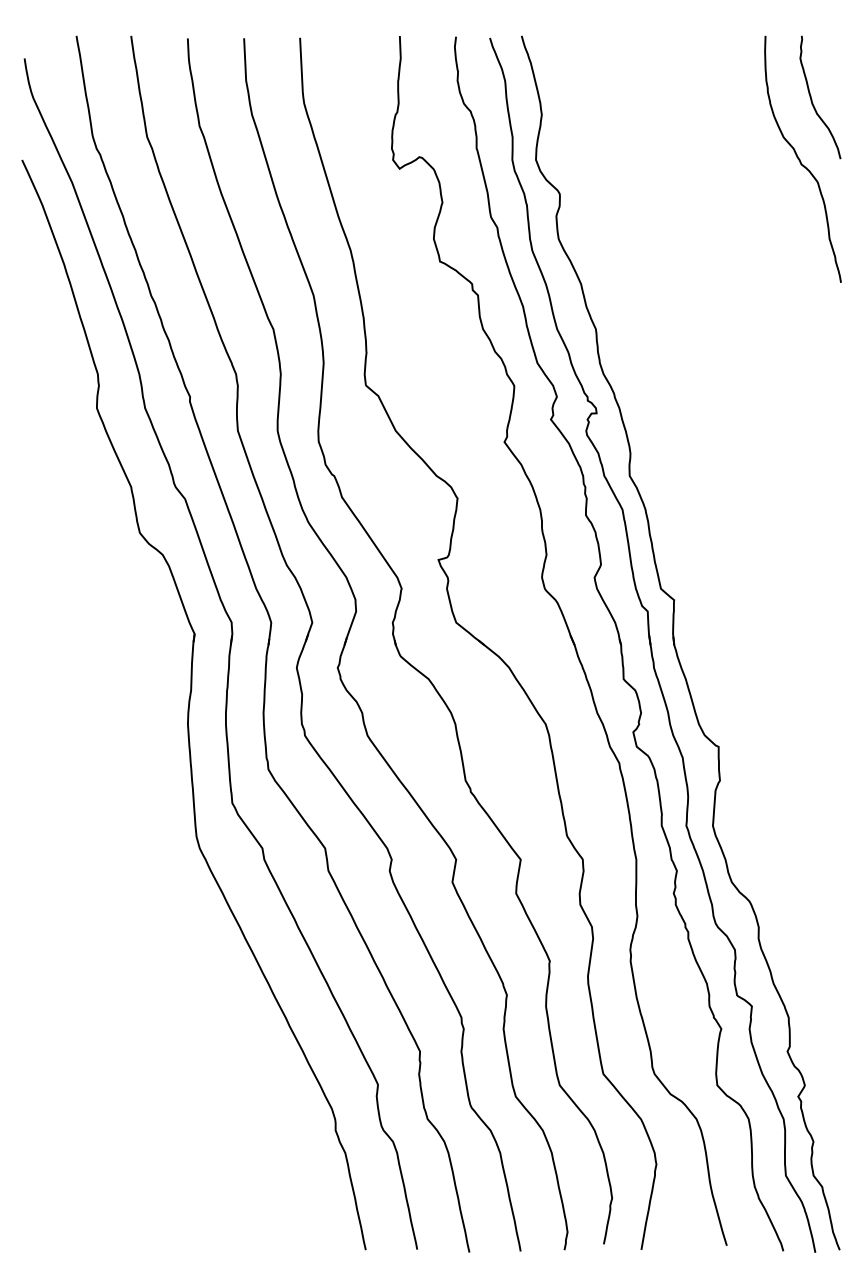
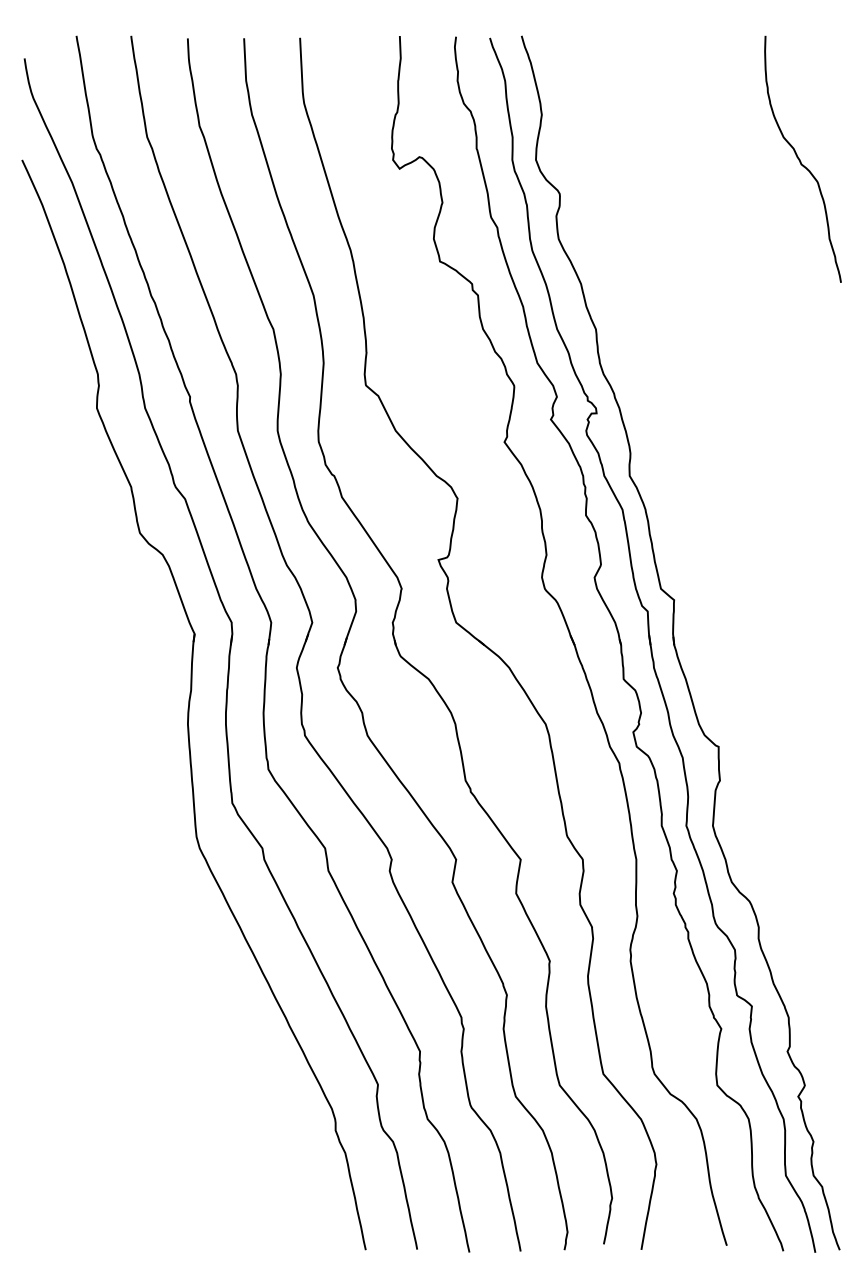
curve: present -> none (812, 99)
